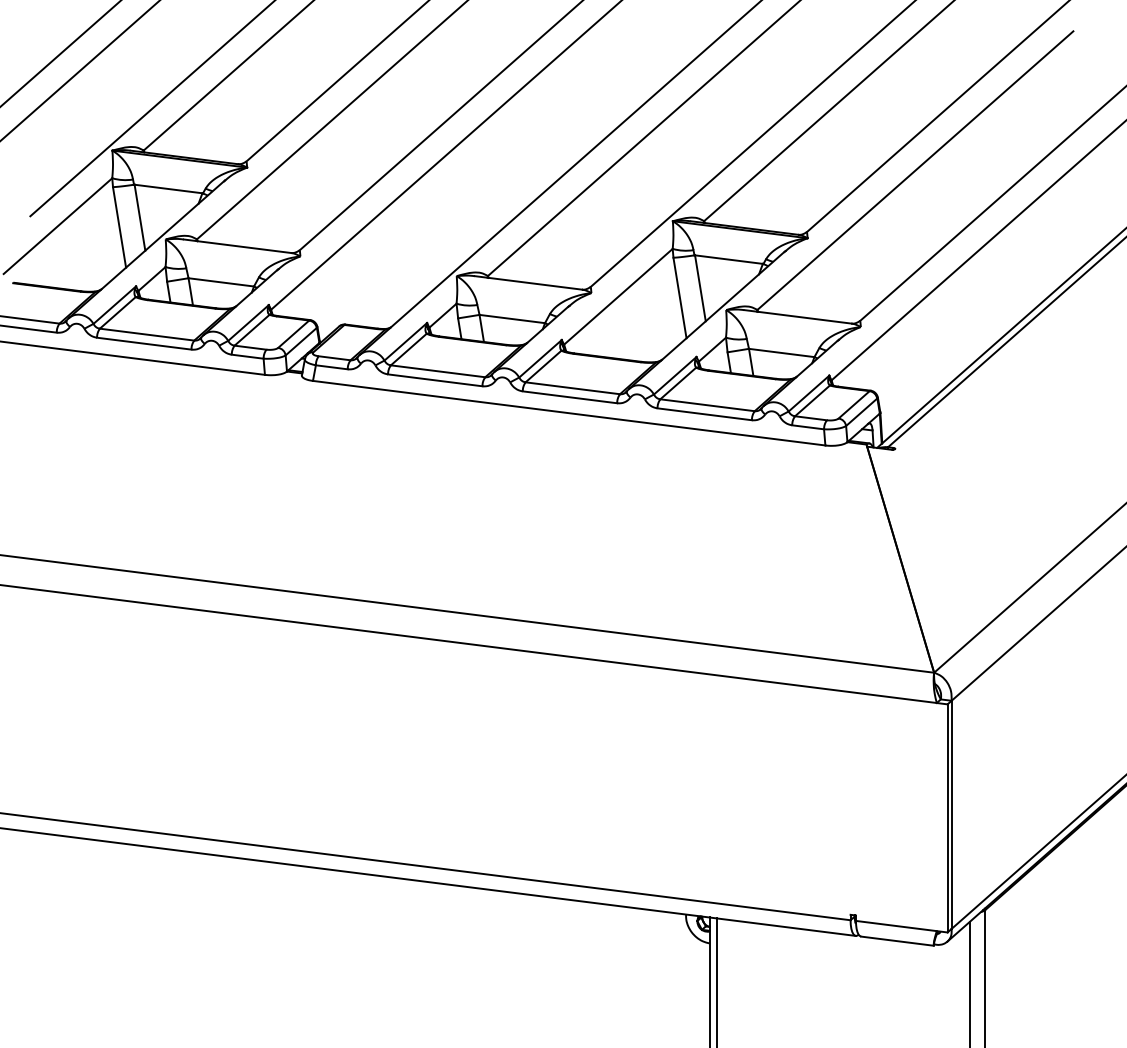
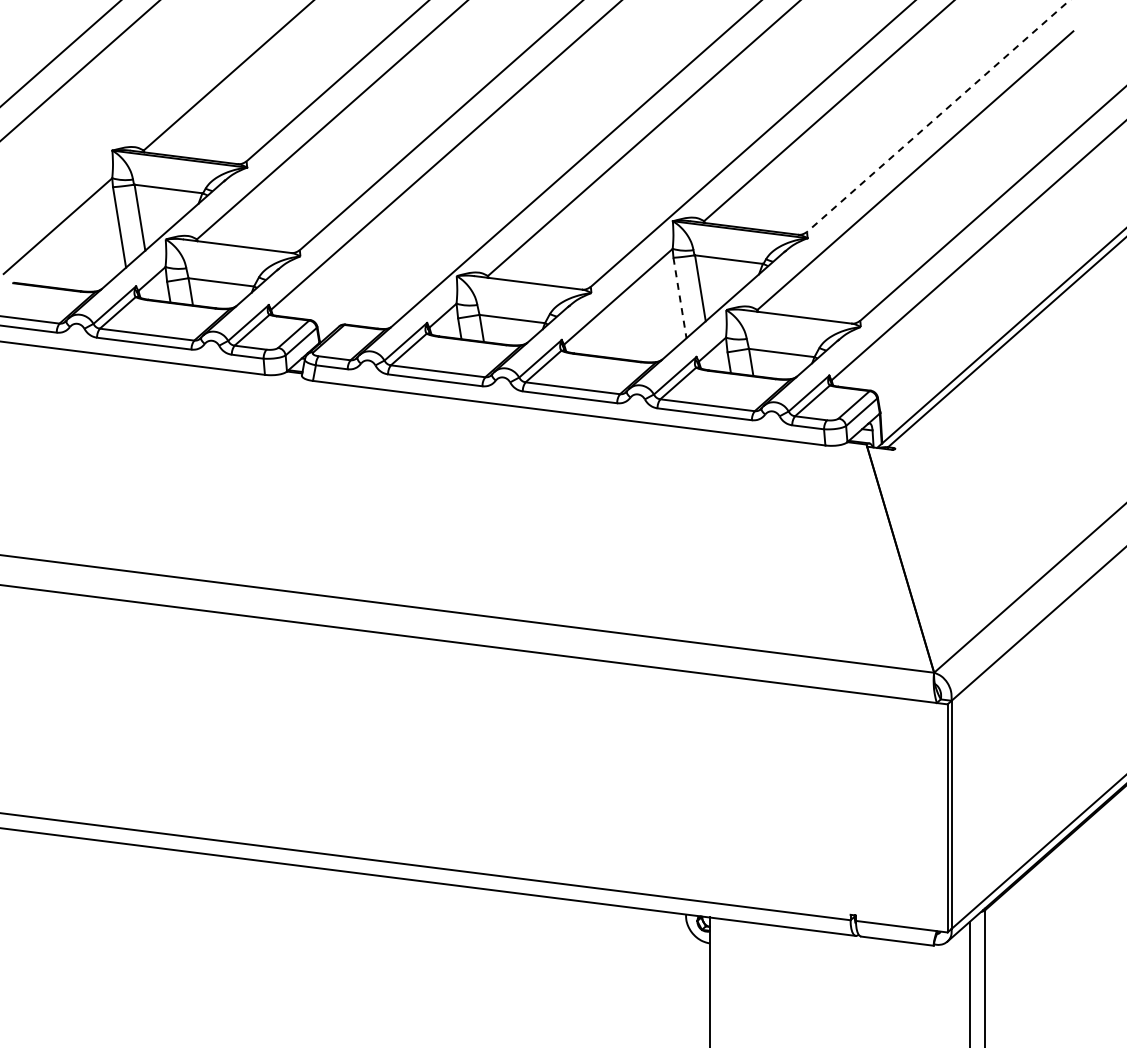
line: present -> none (151, 109)
line: solid -> dashed (938, 116)
line: solid -> dashed (679, 298)
line: present -> none (716, 981)
